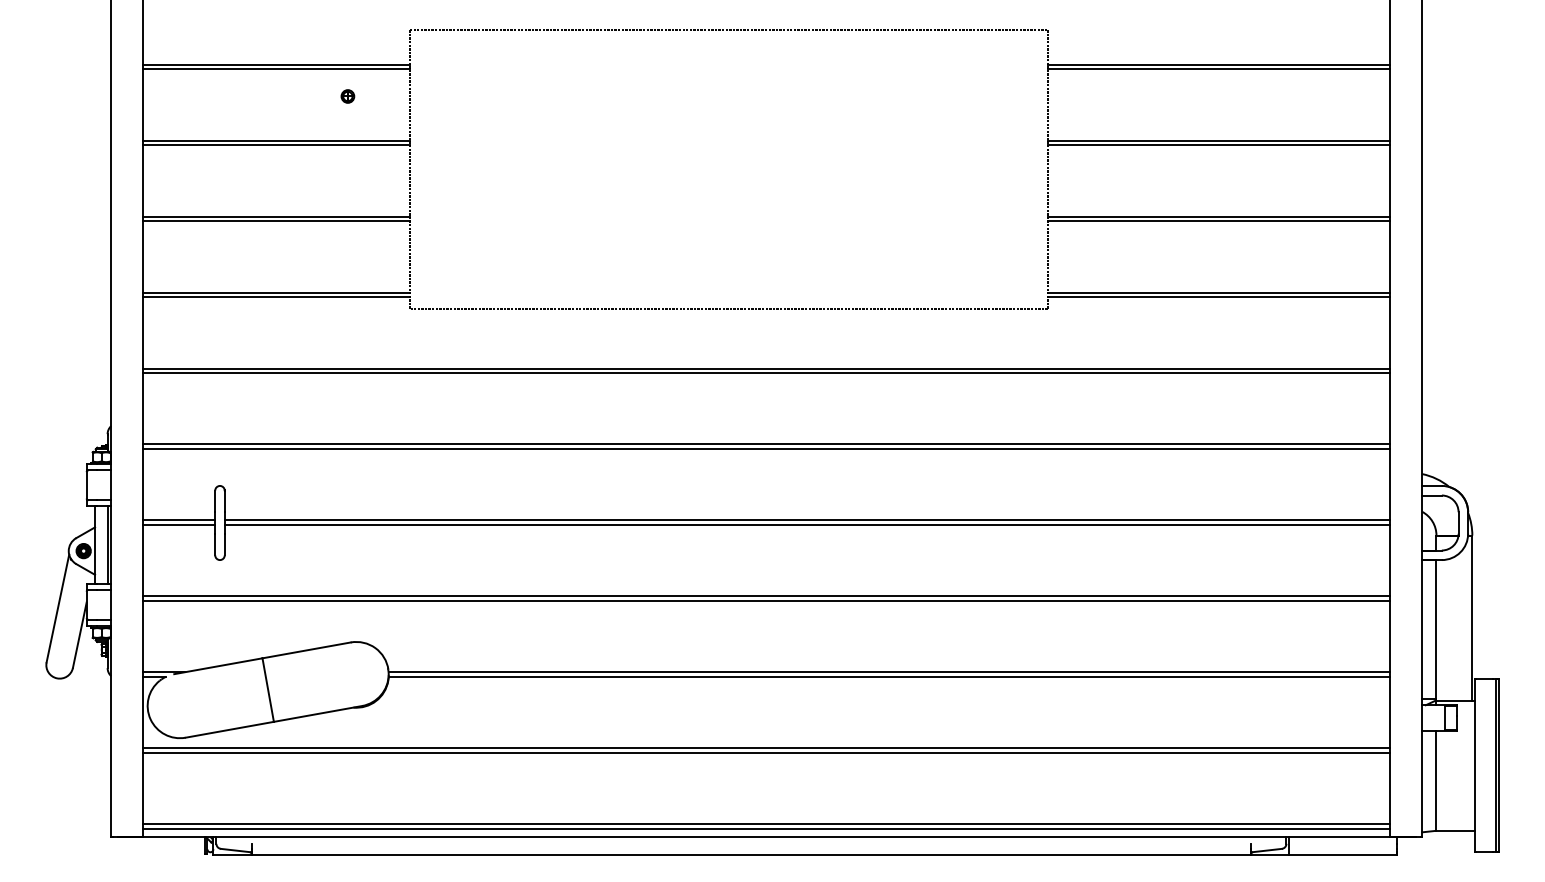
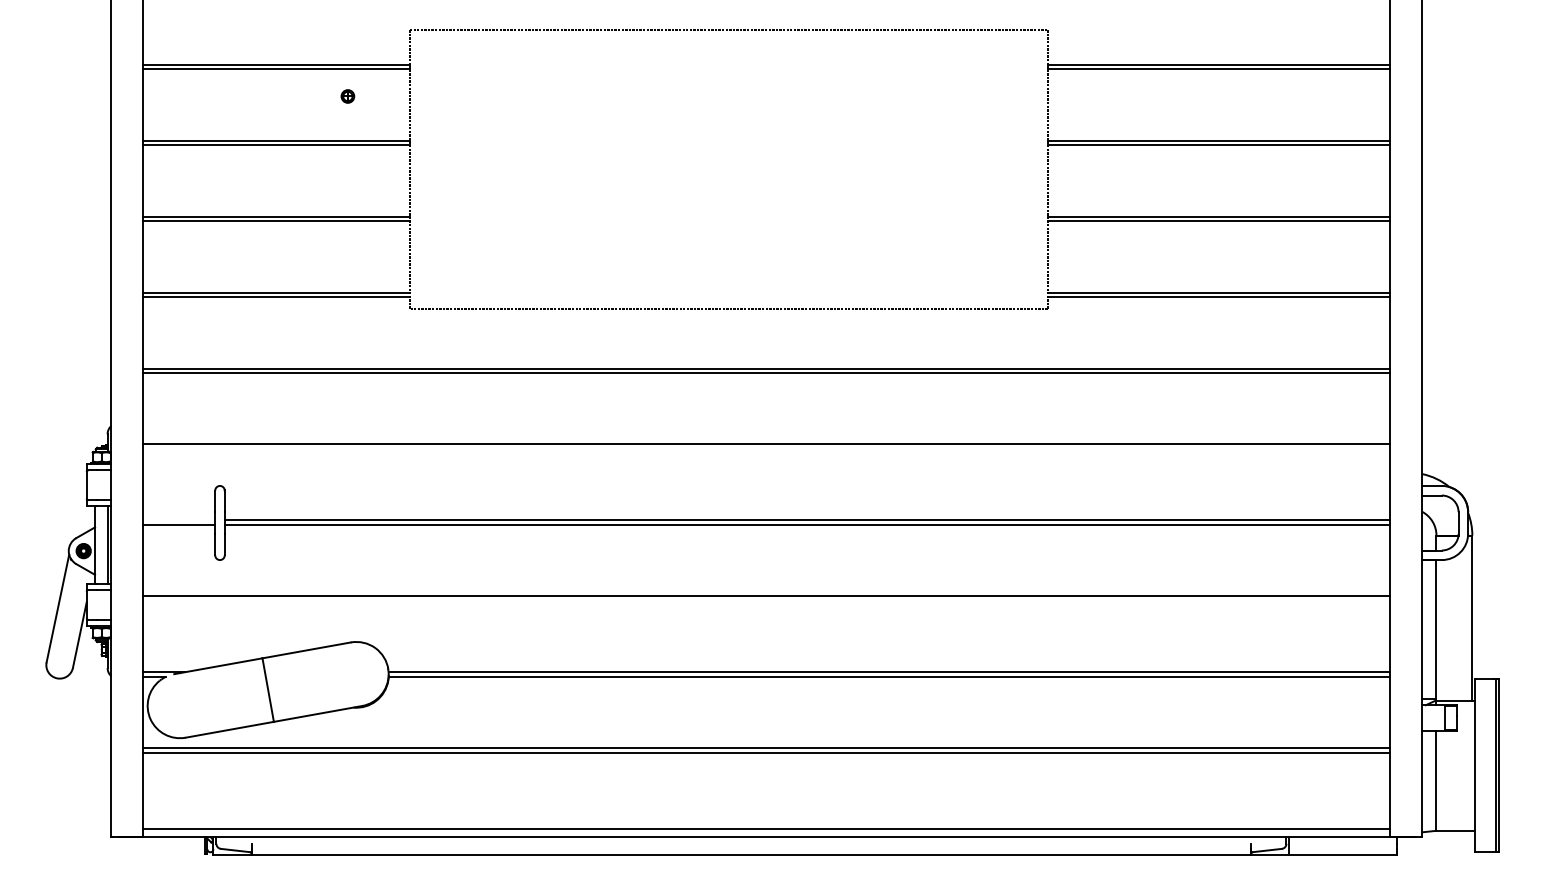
line: present -> none (766, 449)
line: present -> none (179, 520)
line: present -> none (766, 600)
line: present -> none (766, 824)
